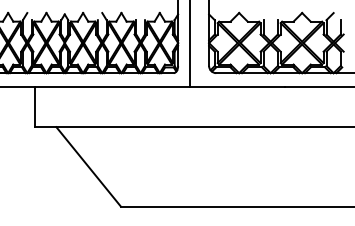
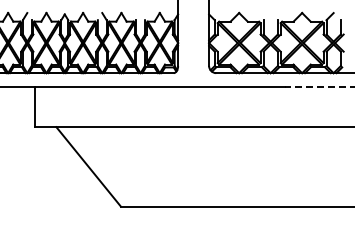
line: present -> none (190, 44)
line: solid -> dashed (319, 87)
